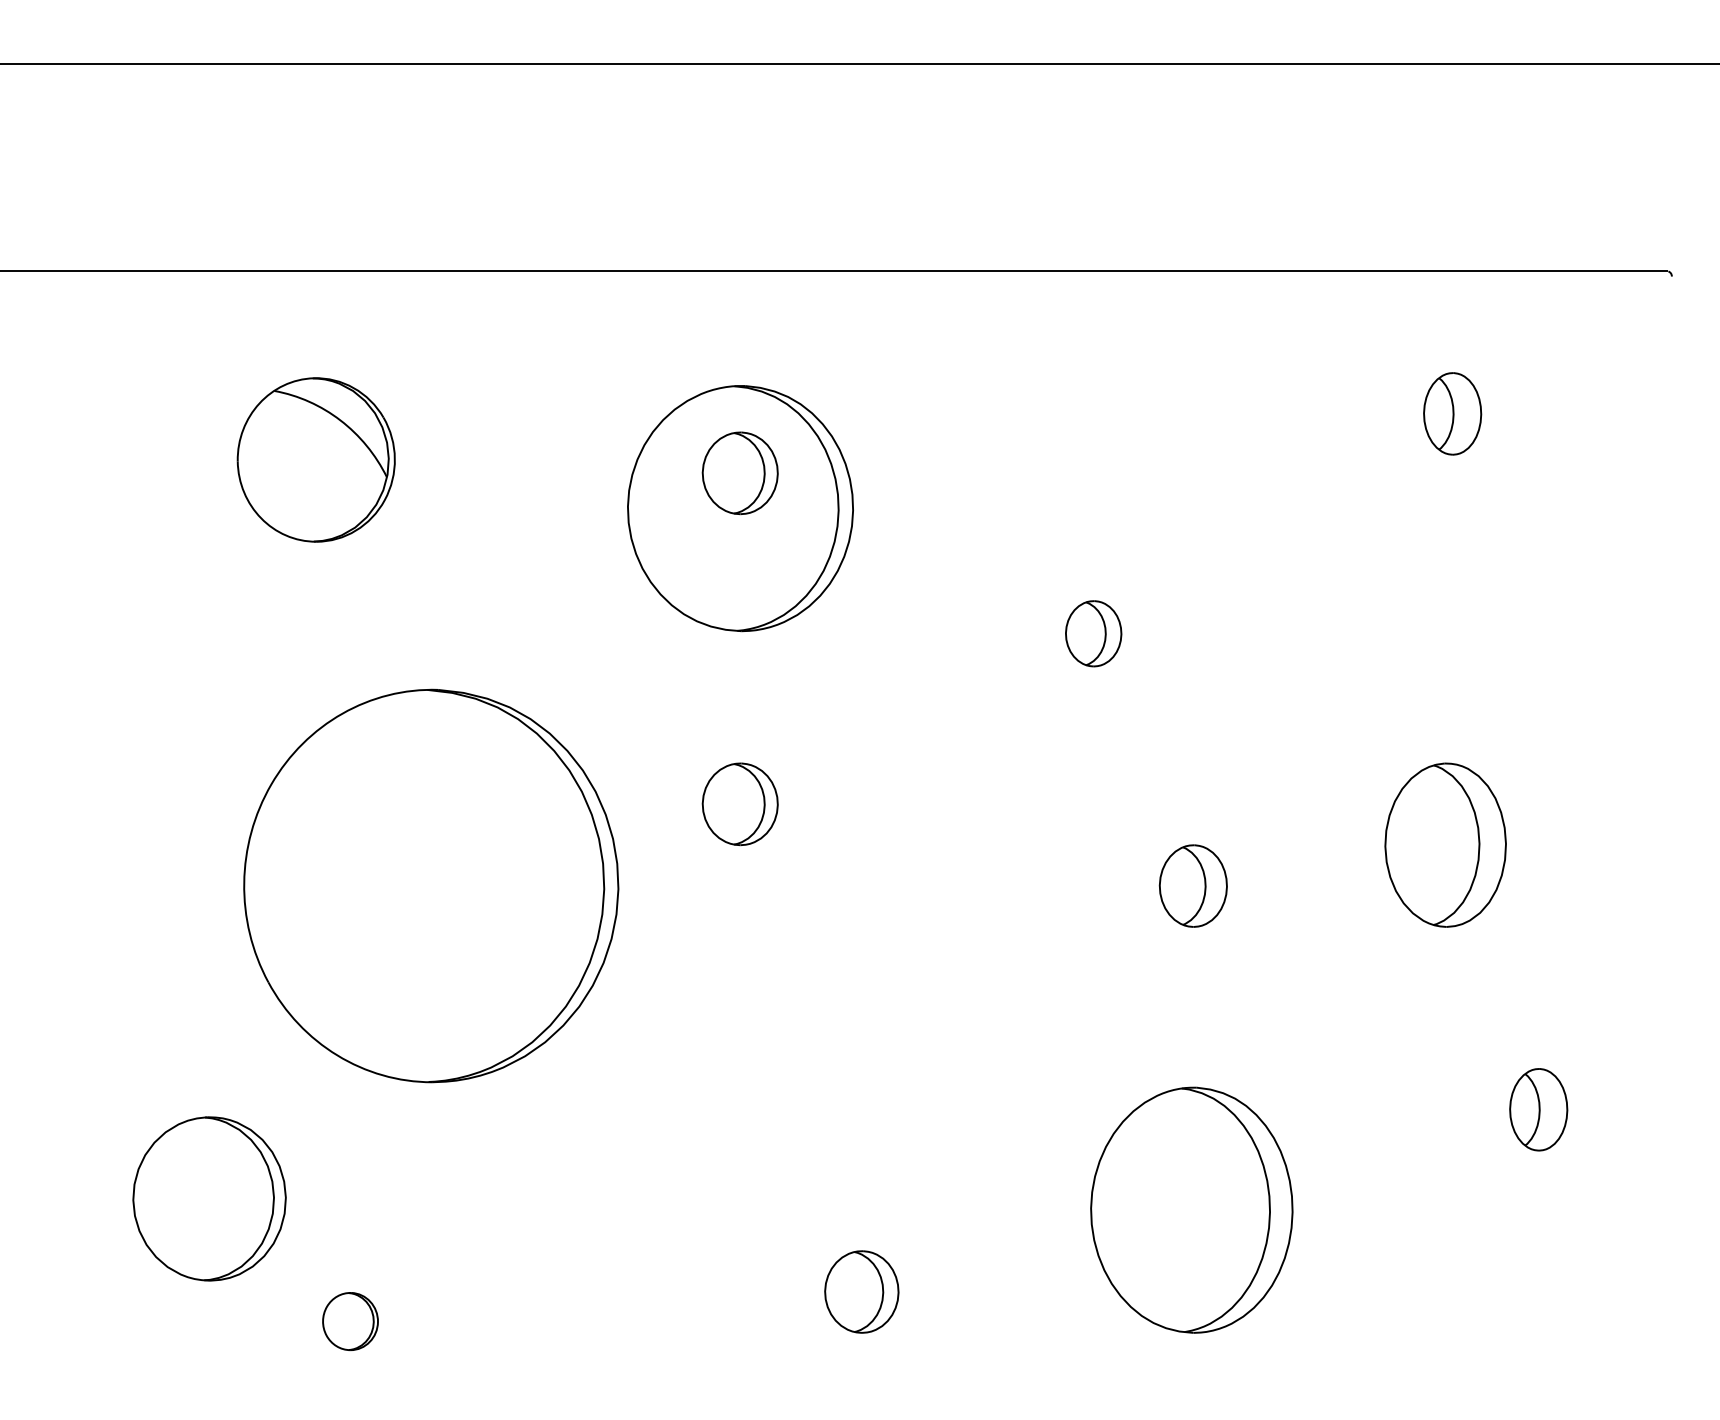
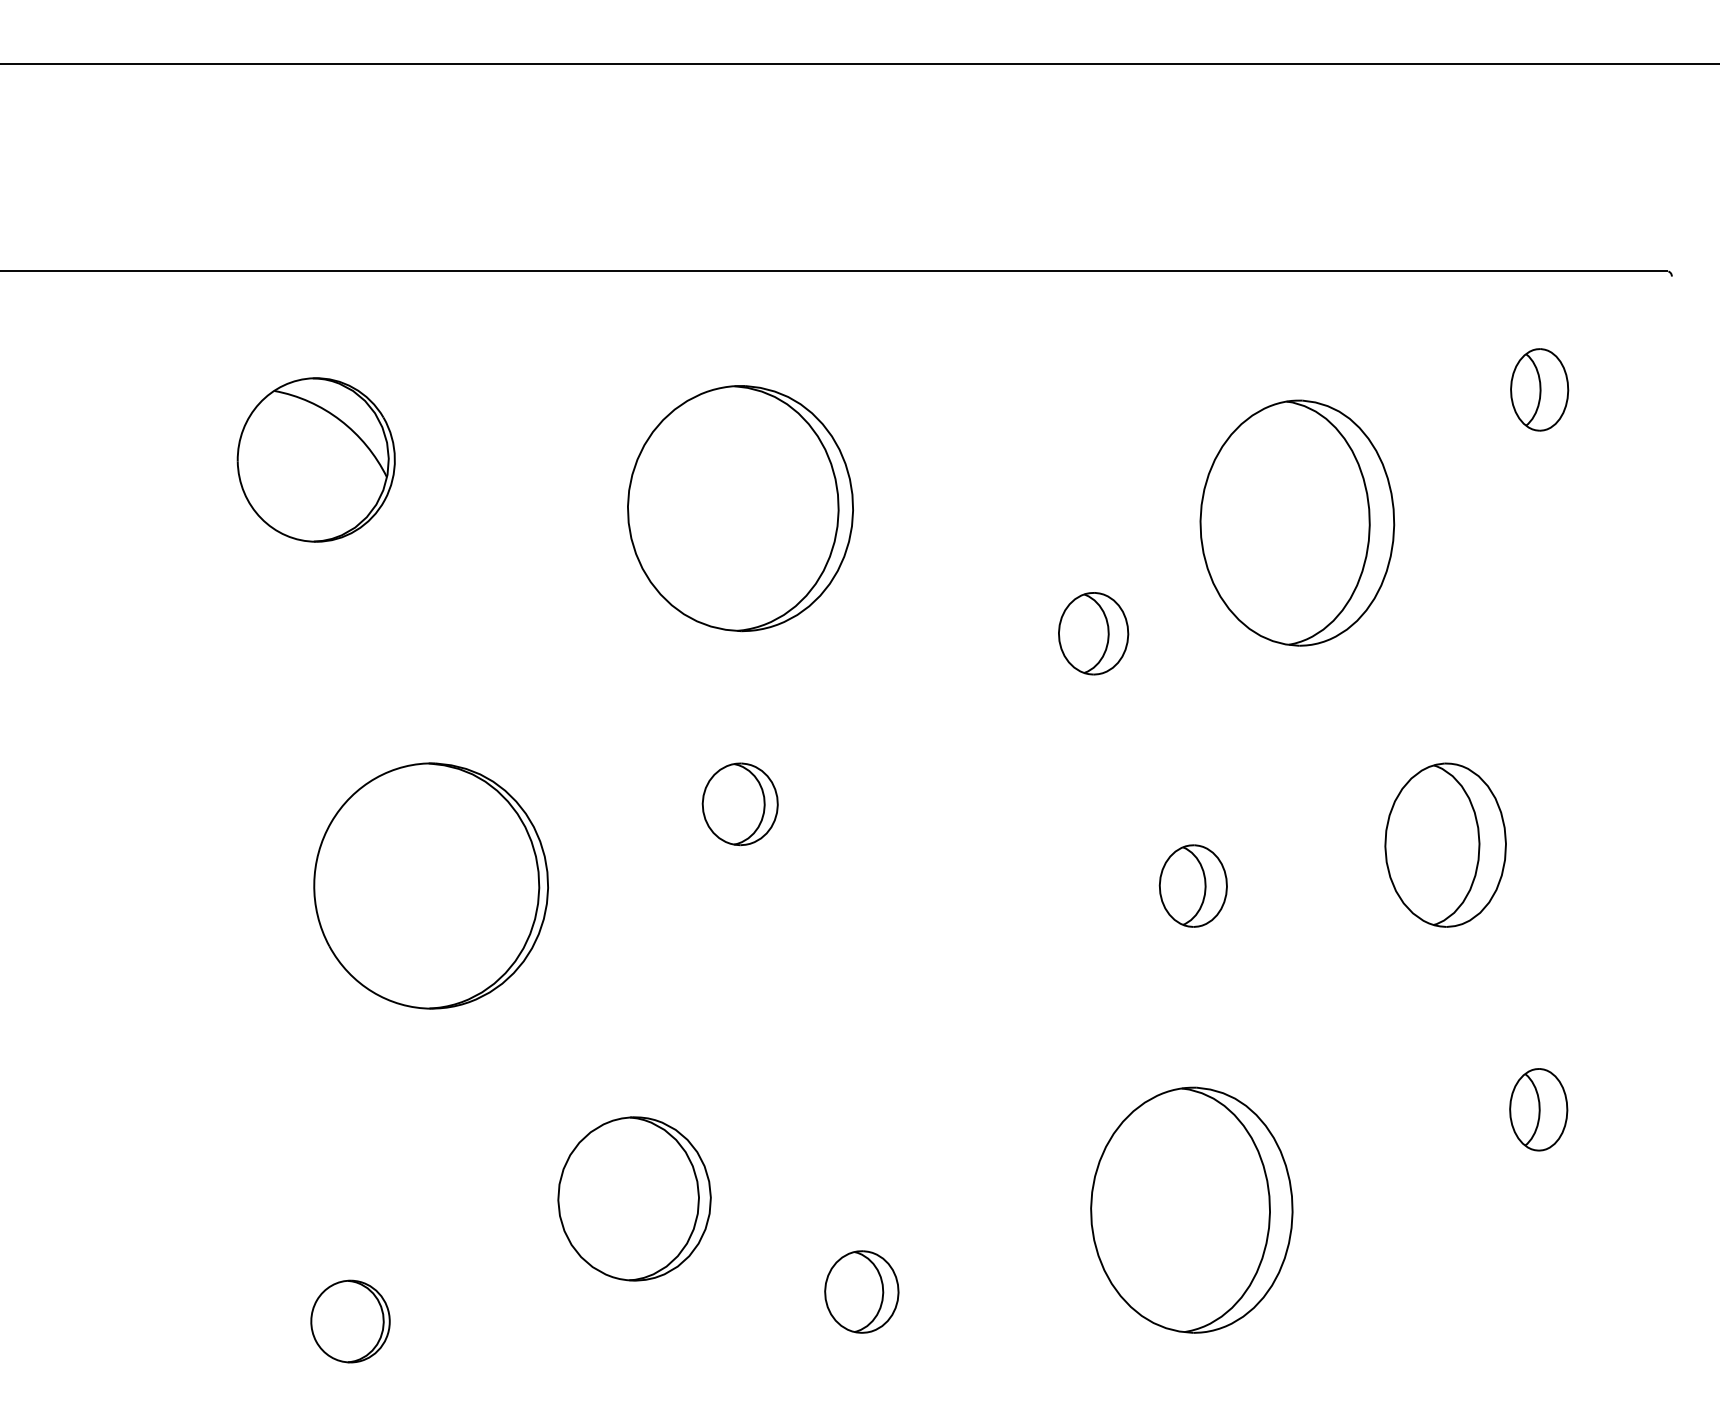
part position: (1452, 413) -> (1539, 389) (1539, 389)
part: present -> none (739, 473)
part: none -> present (1297, 522)
part size: 58x68 px -> 72x84 px (1093, 633)
part size: 377x396 px -> 236x248 px (430, 885)
part position: (209, 1198) -> (634, 1198) (634, 1198)
part size: 57x60 px -> 81x85 px (350, 1321)
